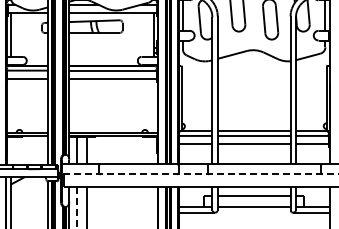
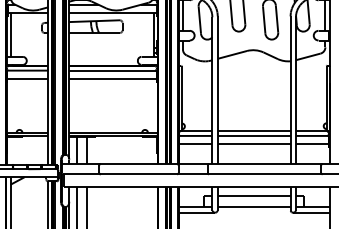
line: dashed -> solid (200, 174)
line: dashed -> solid (77, 208)
